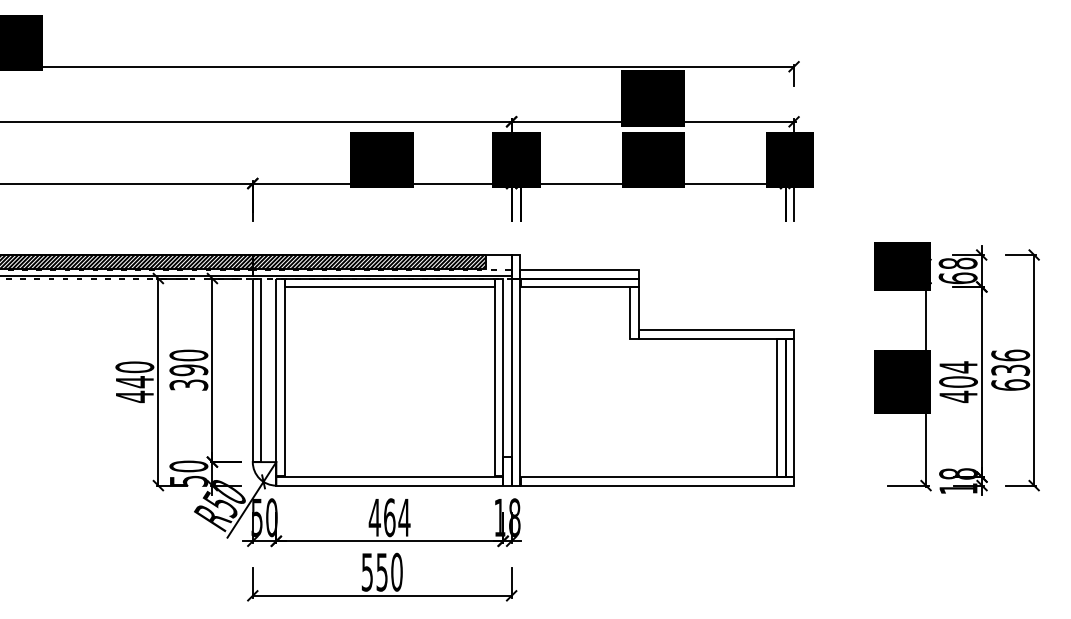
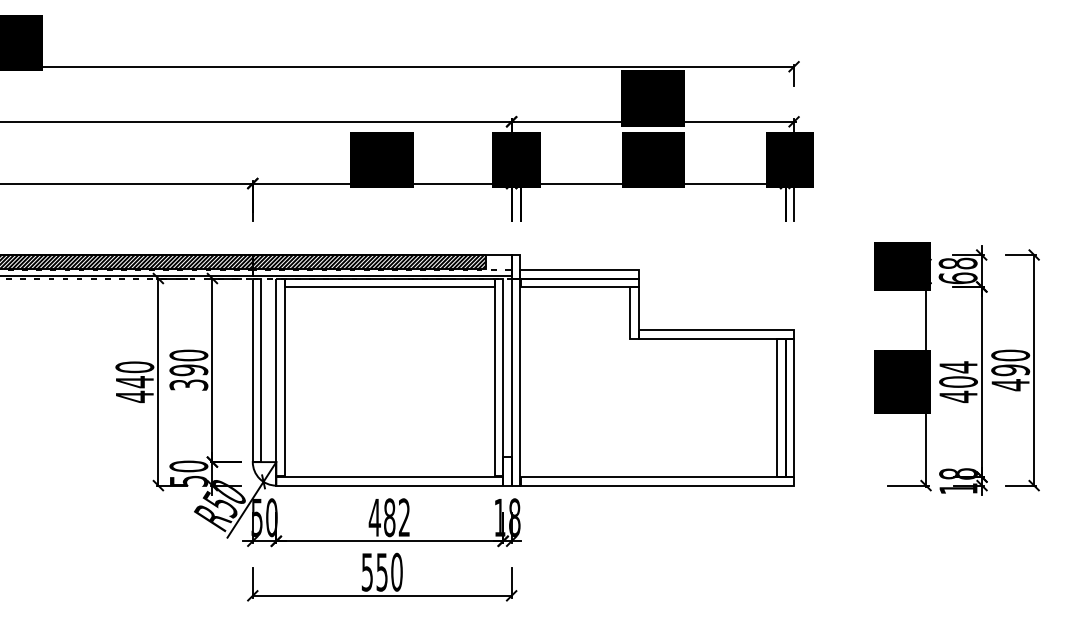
text: 636 -> 490 (1010, 370)
text: 464 -> 482 (397, 517)
